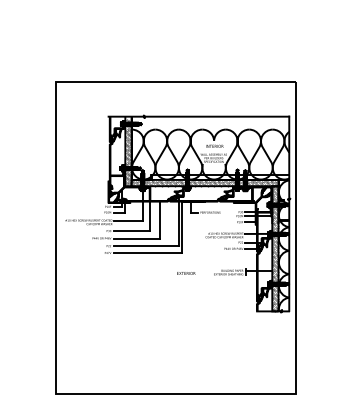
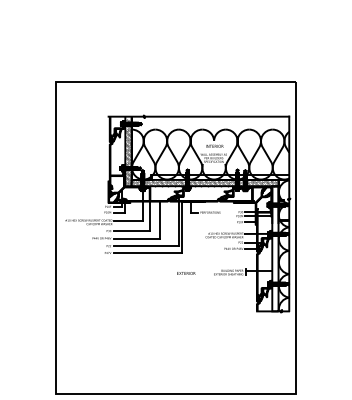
hatch: present -> none (275, 249)
